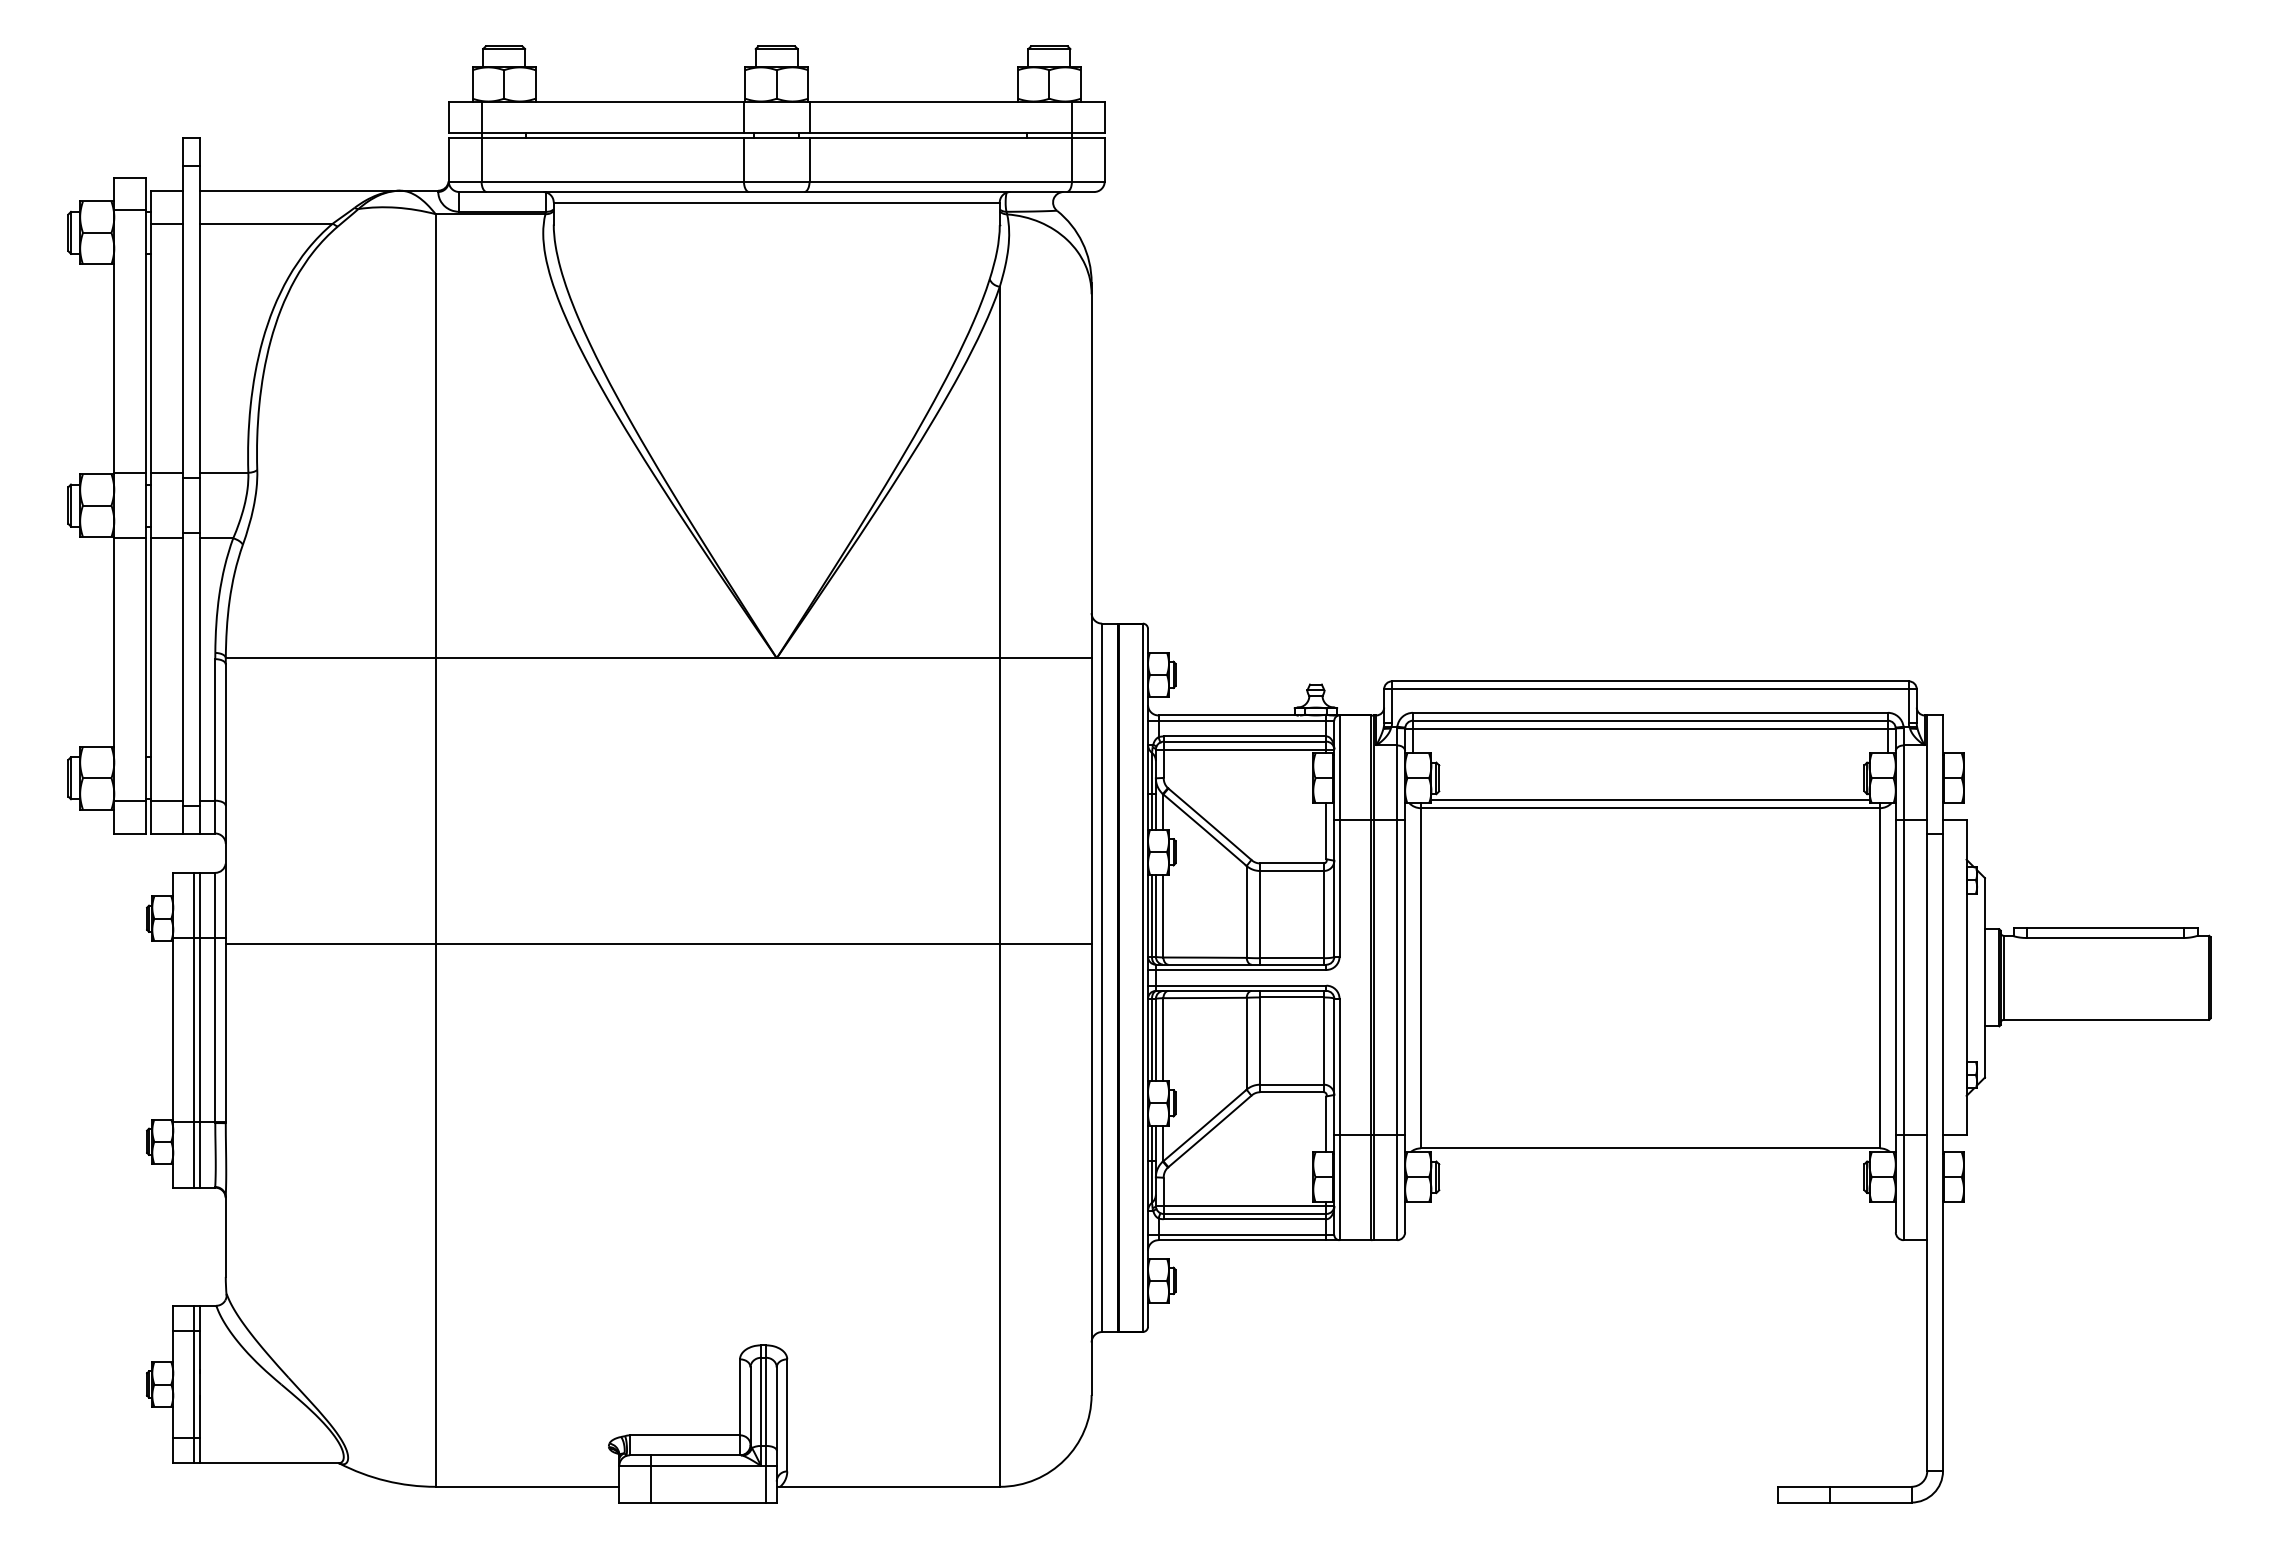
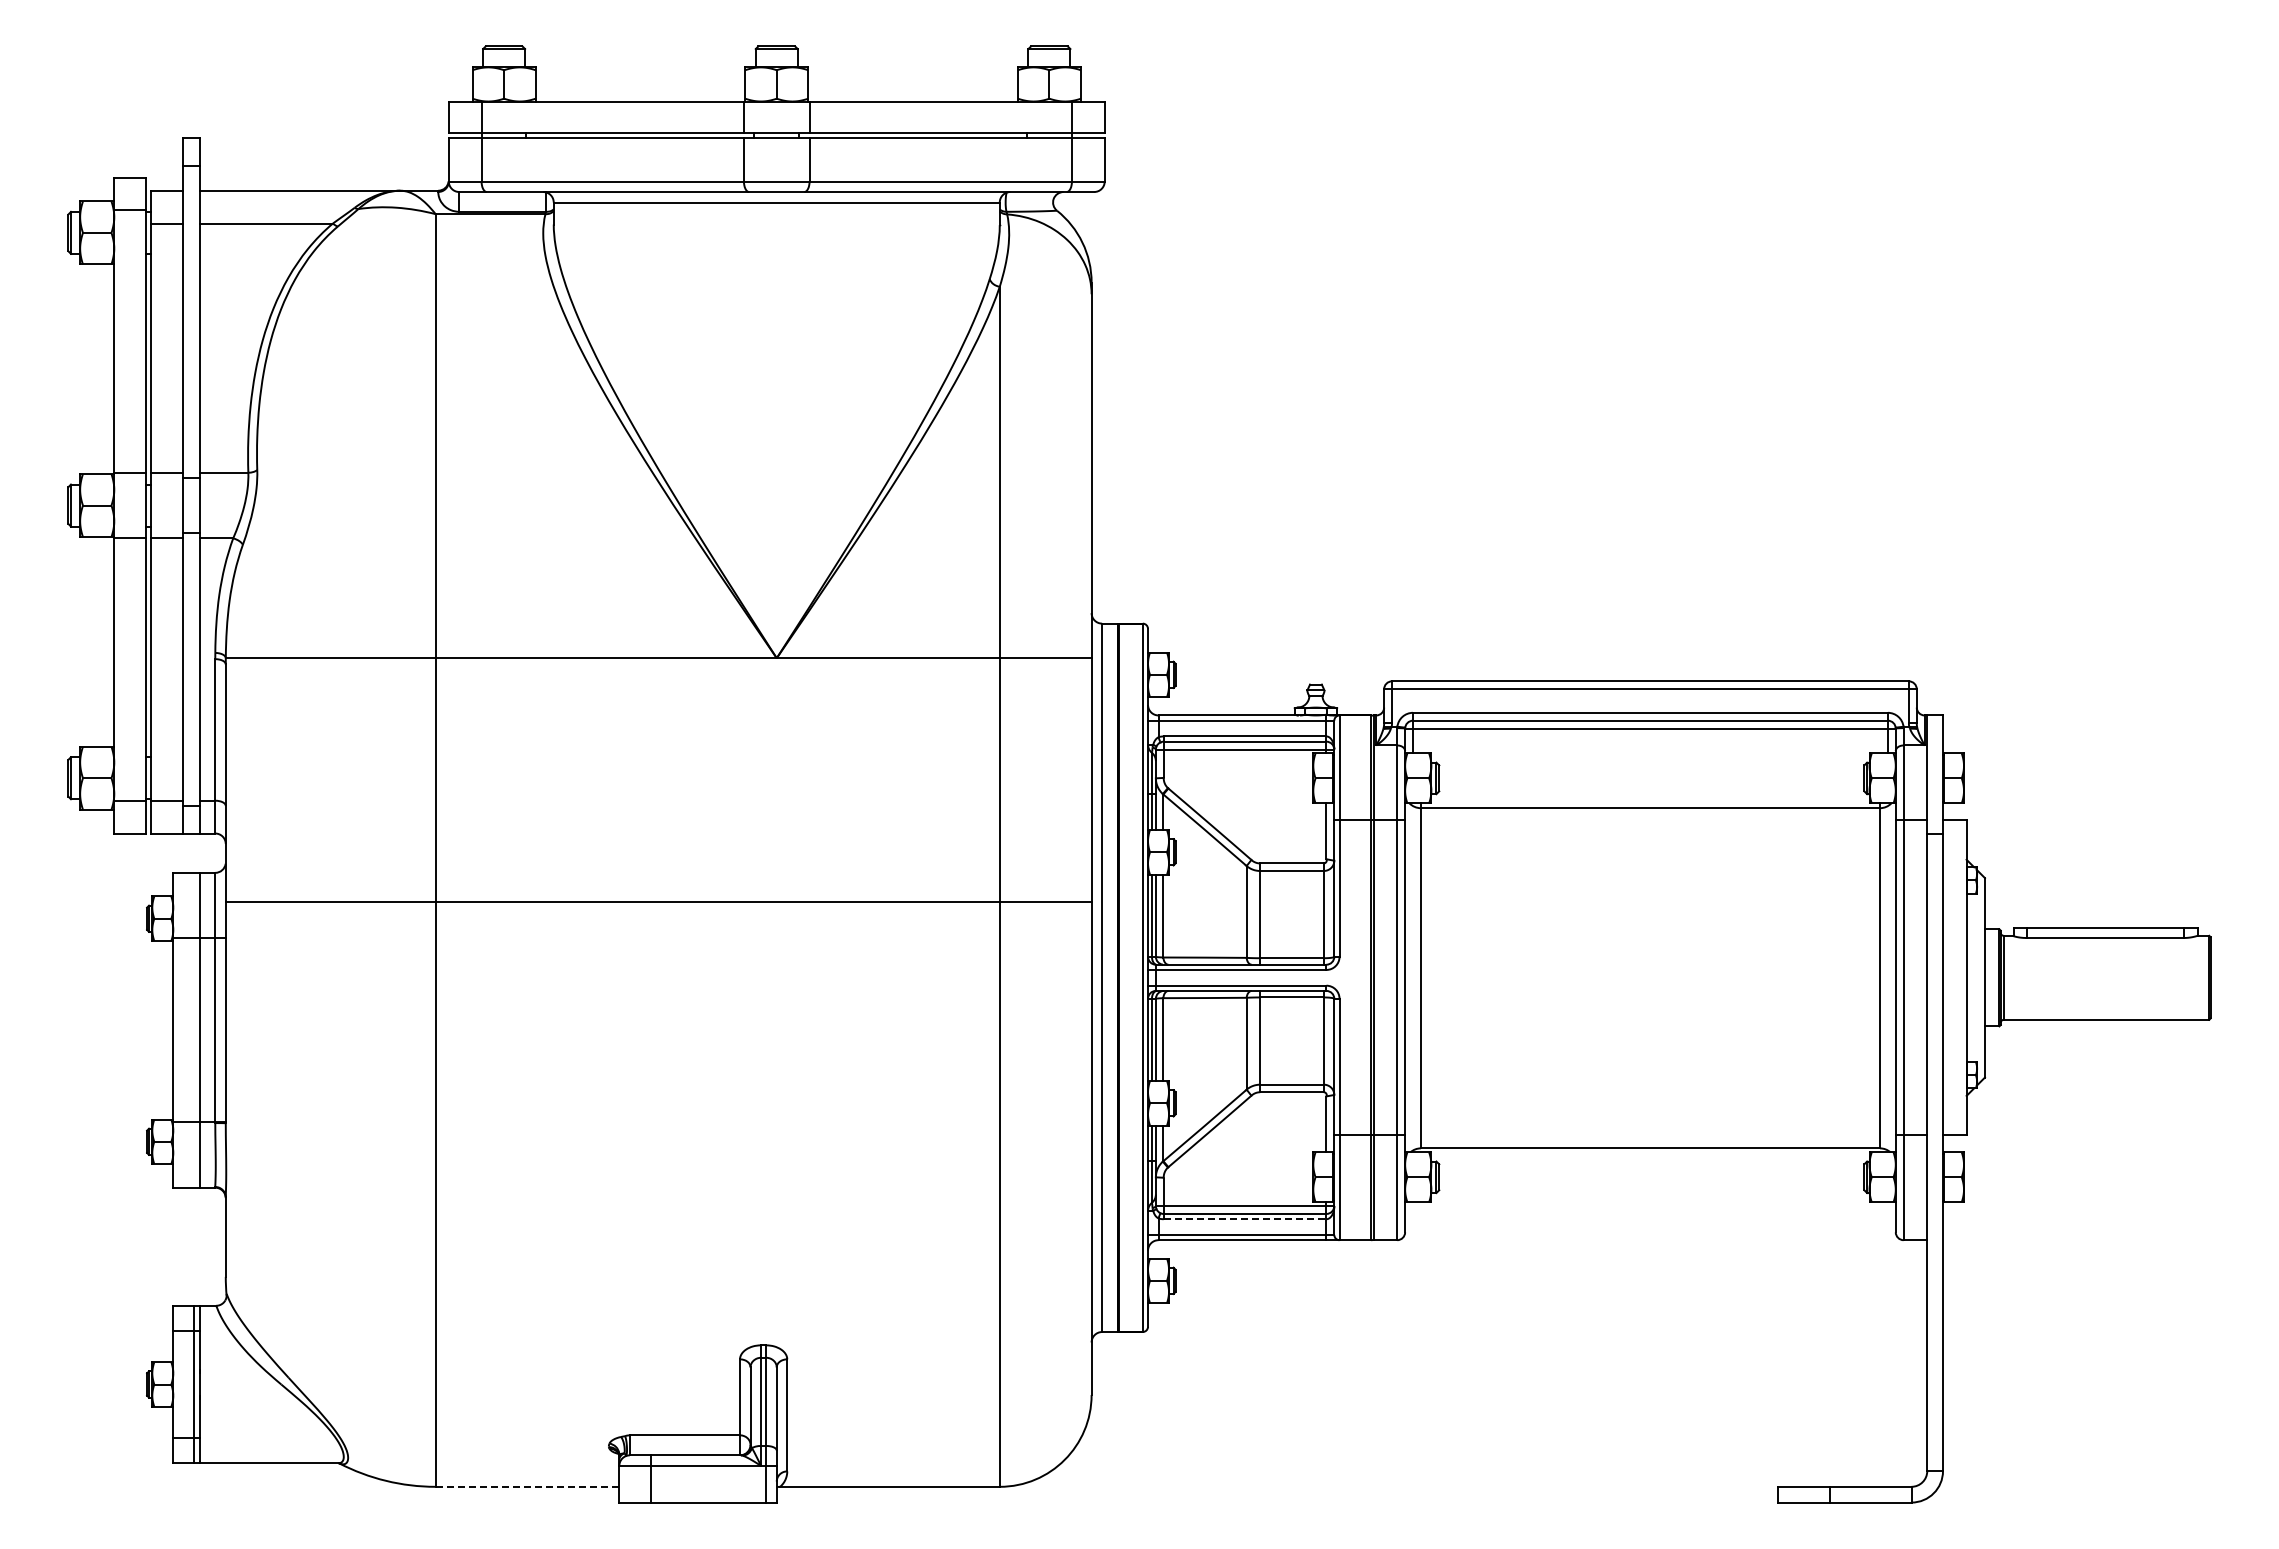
line: present -> none (1650, 800)
line position: (658, 943) -> (658, 901) (658, 901)
line: present -> none (194, 1029)
line: solid -> dashed (1245, 1219)
line: solid -> dashed (527, 1486)
